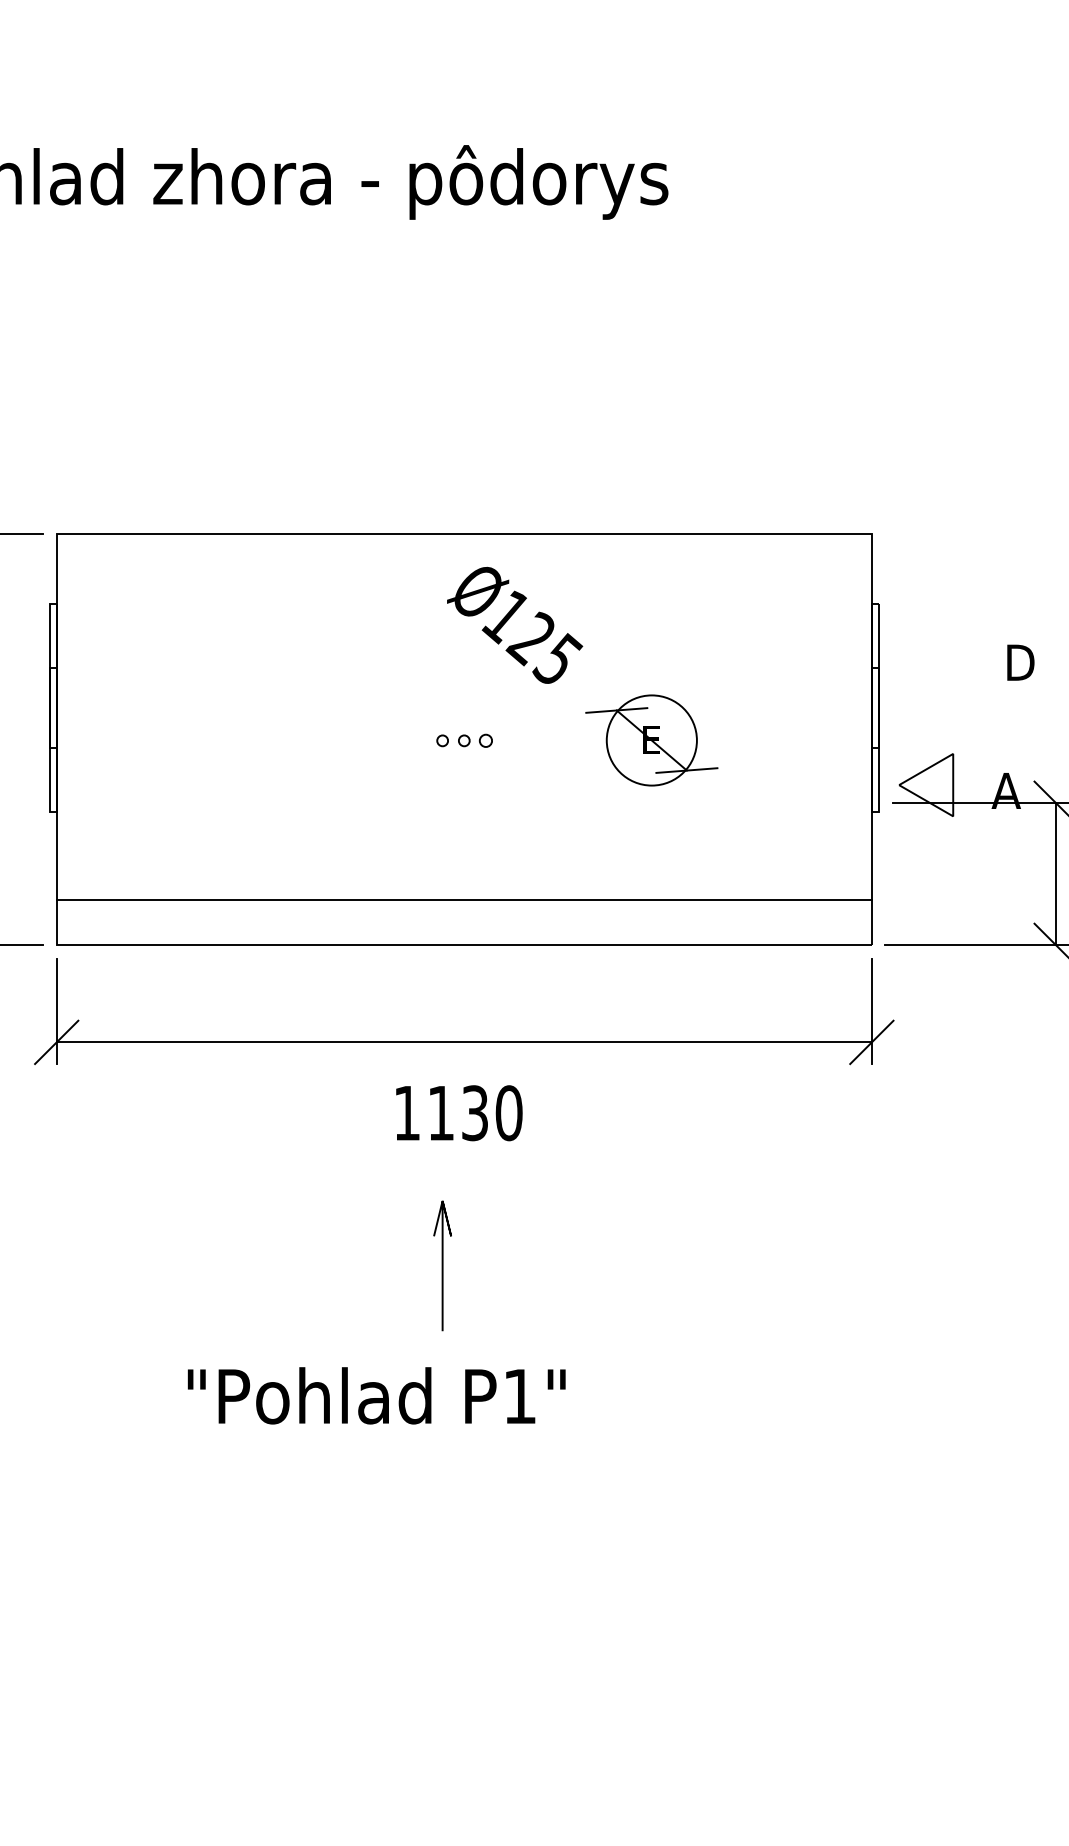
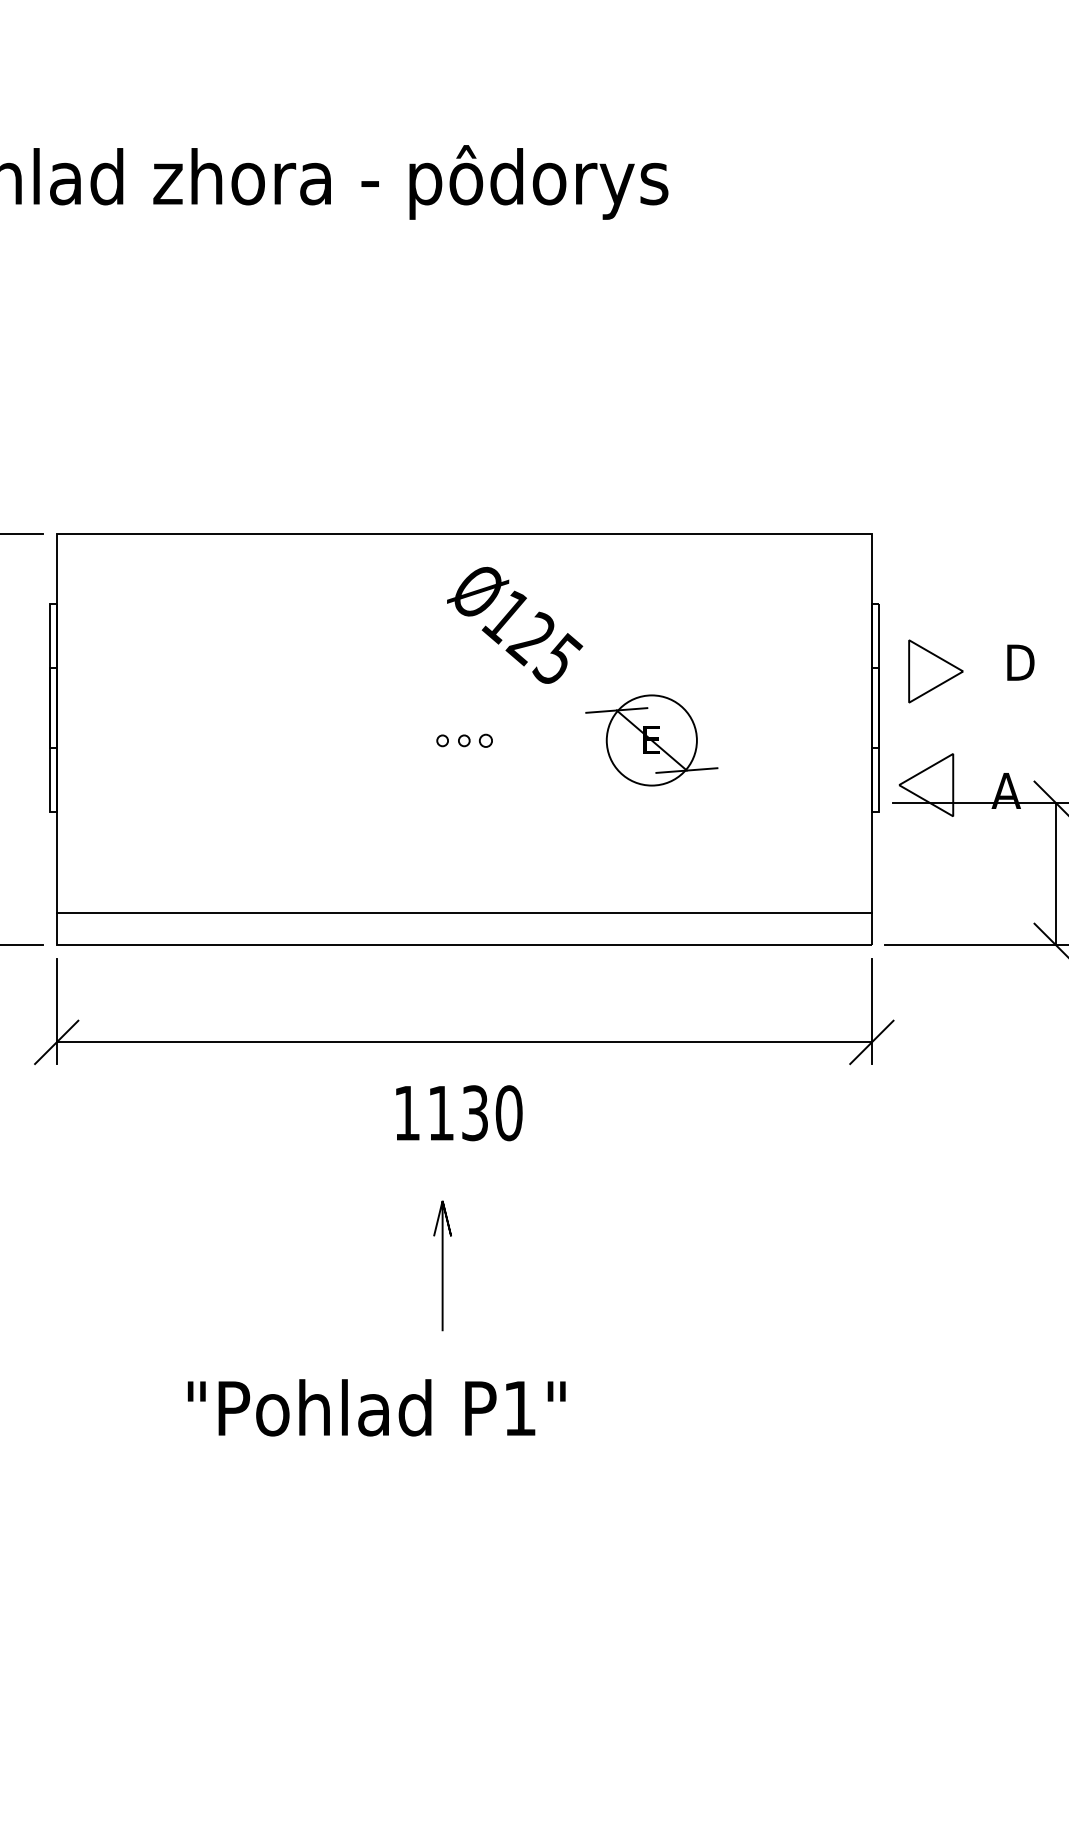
part: none -> present (935, 671)
line position: (463, 899) -> (463, 912) (463, 912)
text position: (376, 1395) -> (376, 1407) (376, 1407)
